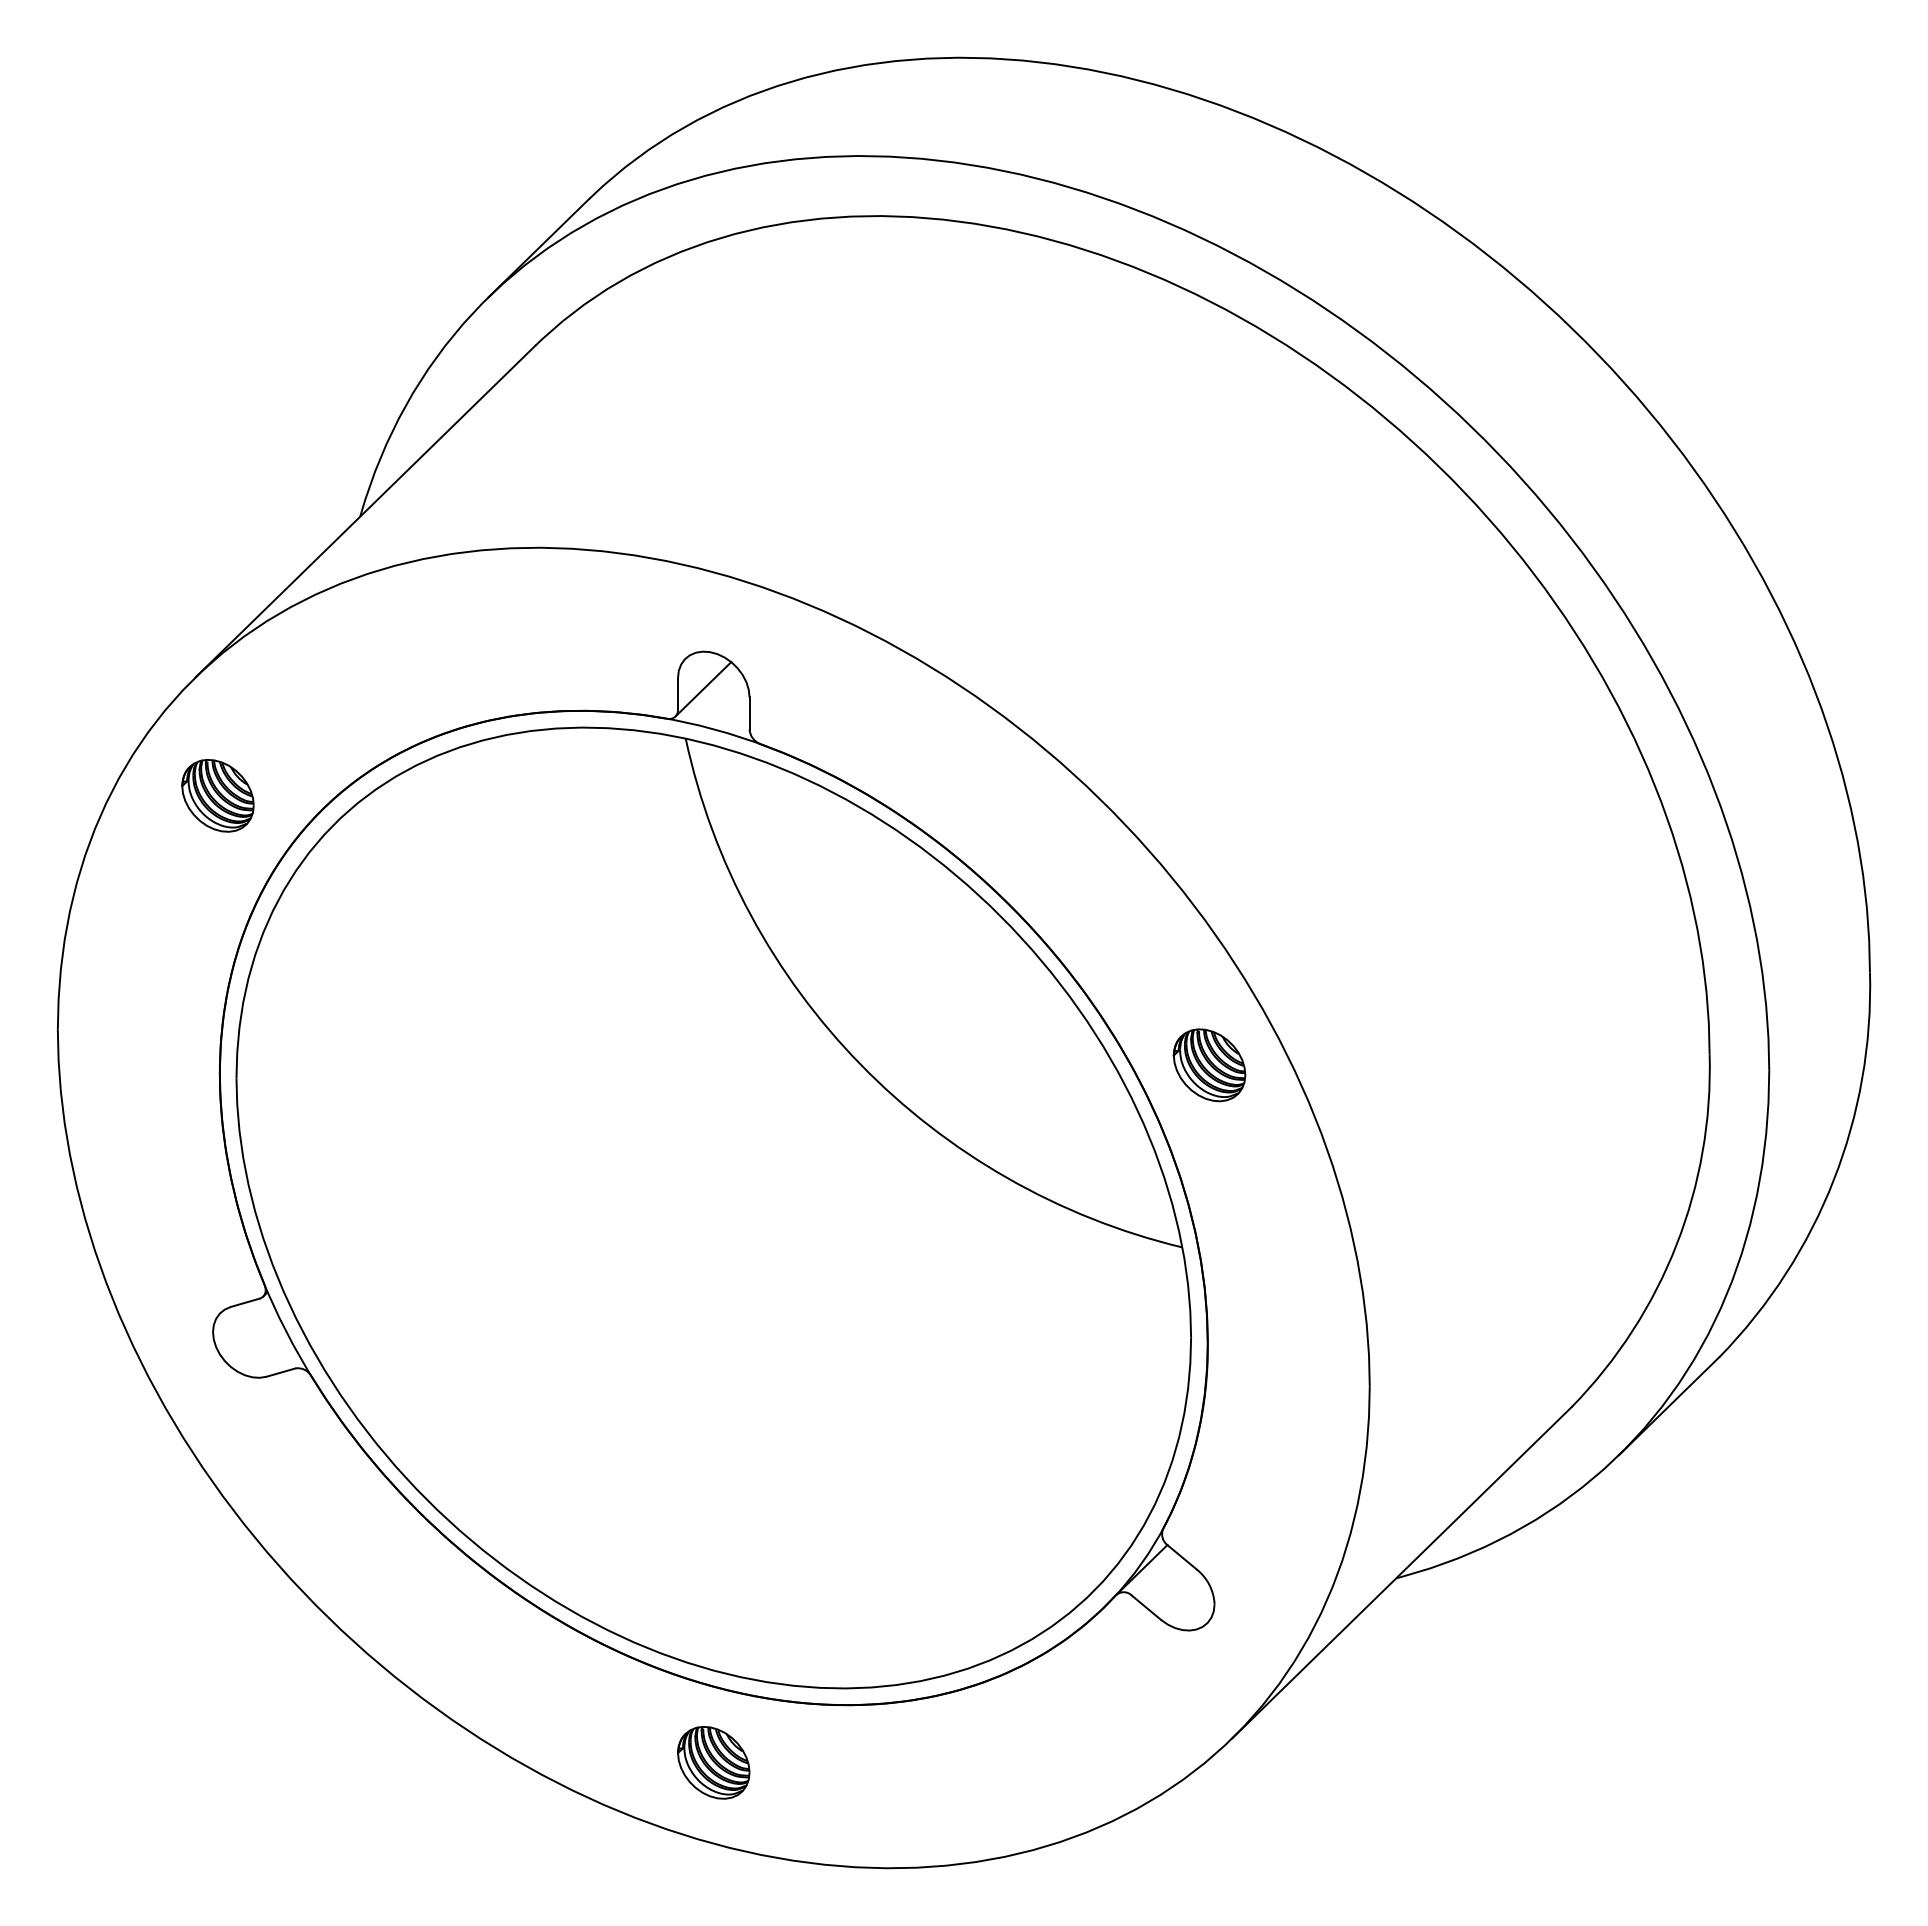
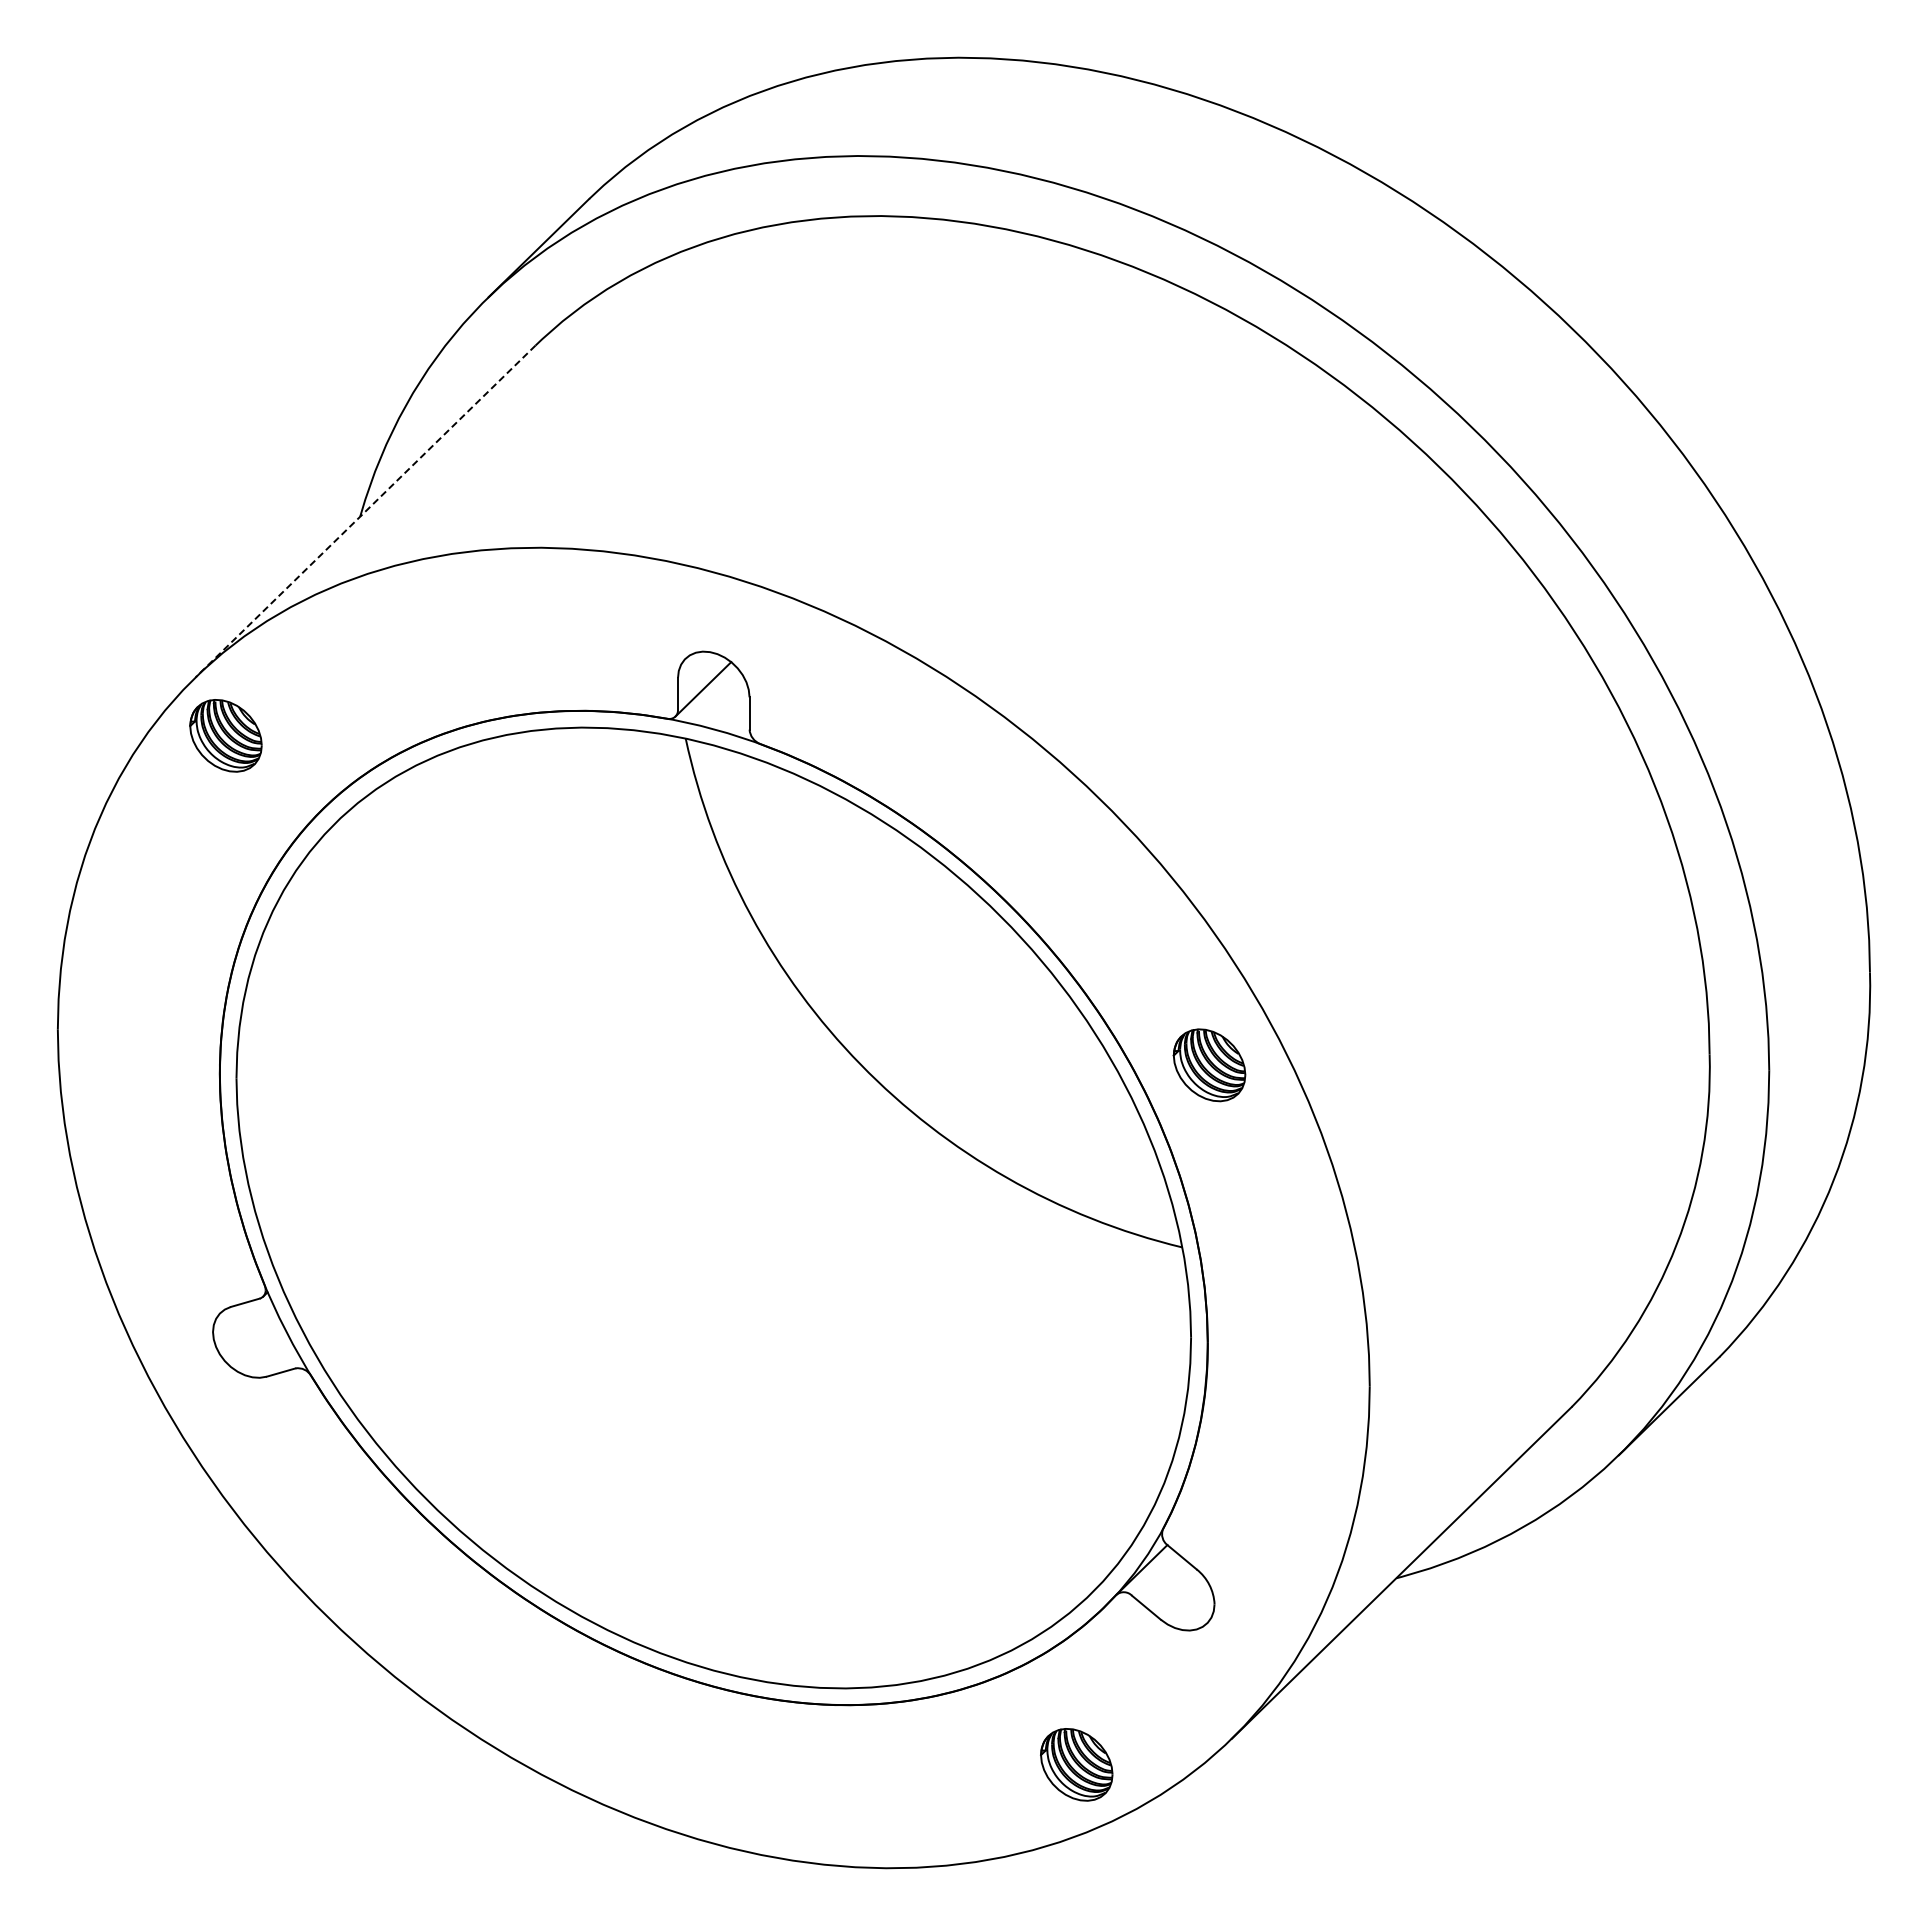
line: solid -> dashed (365, 511)
part position: (217, 795) -> (225, 735) (225, 735)
part position: (713, 1762) -> (1076, 1764) (1076, 1764)
